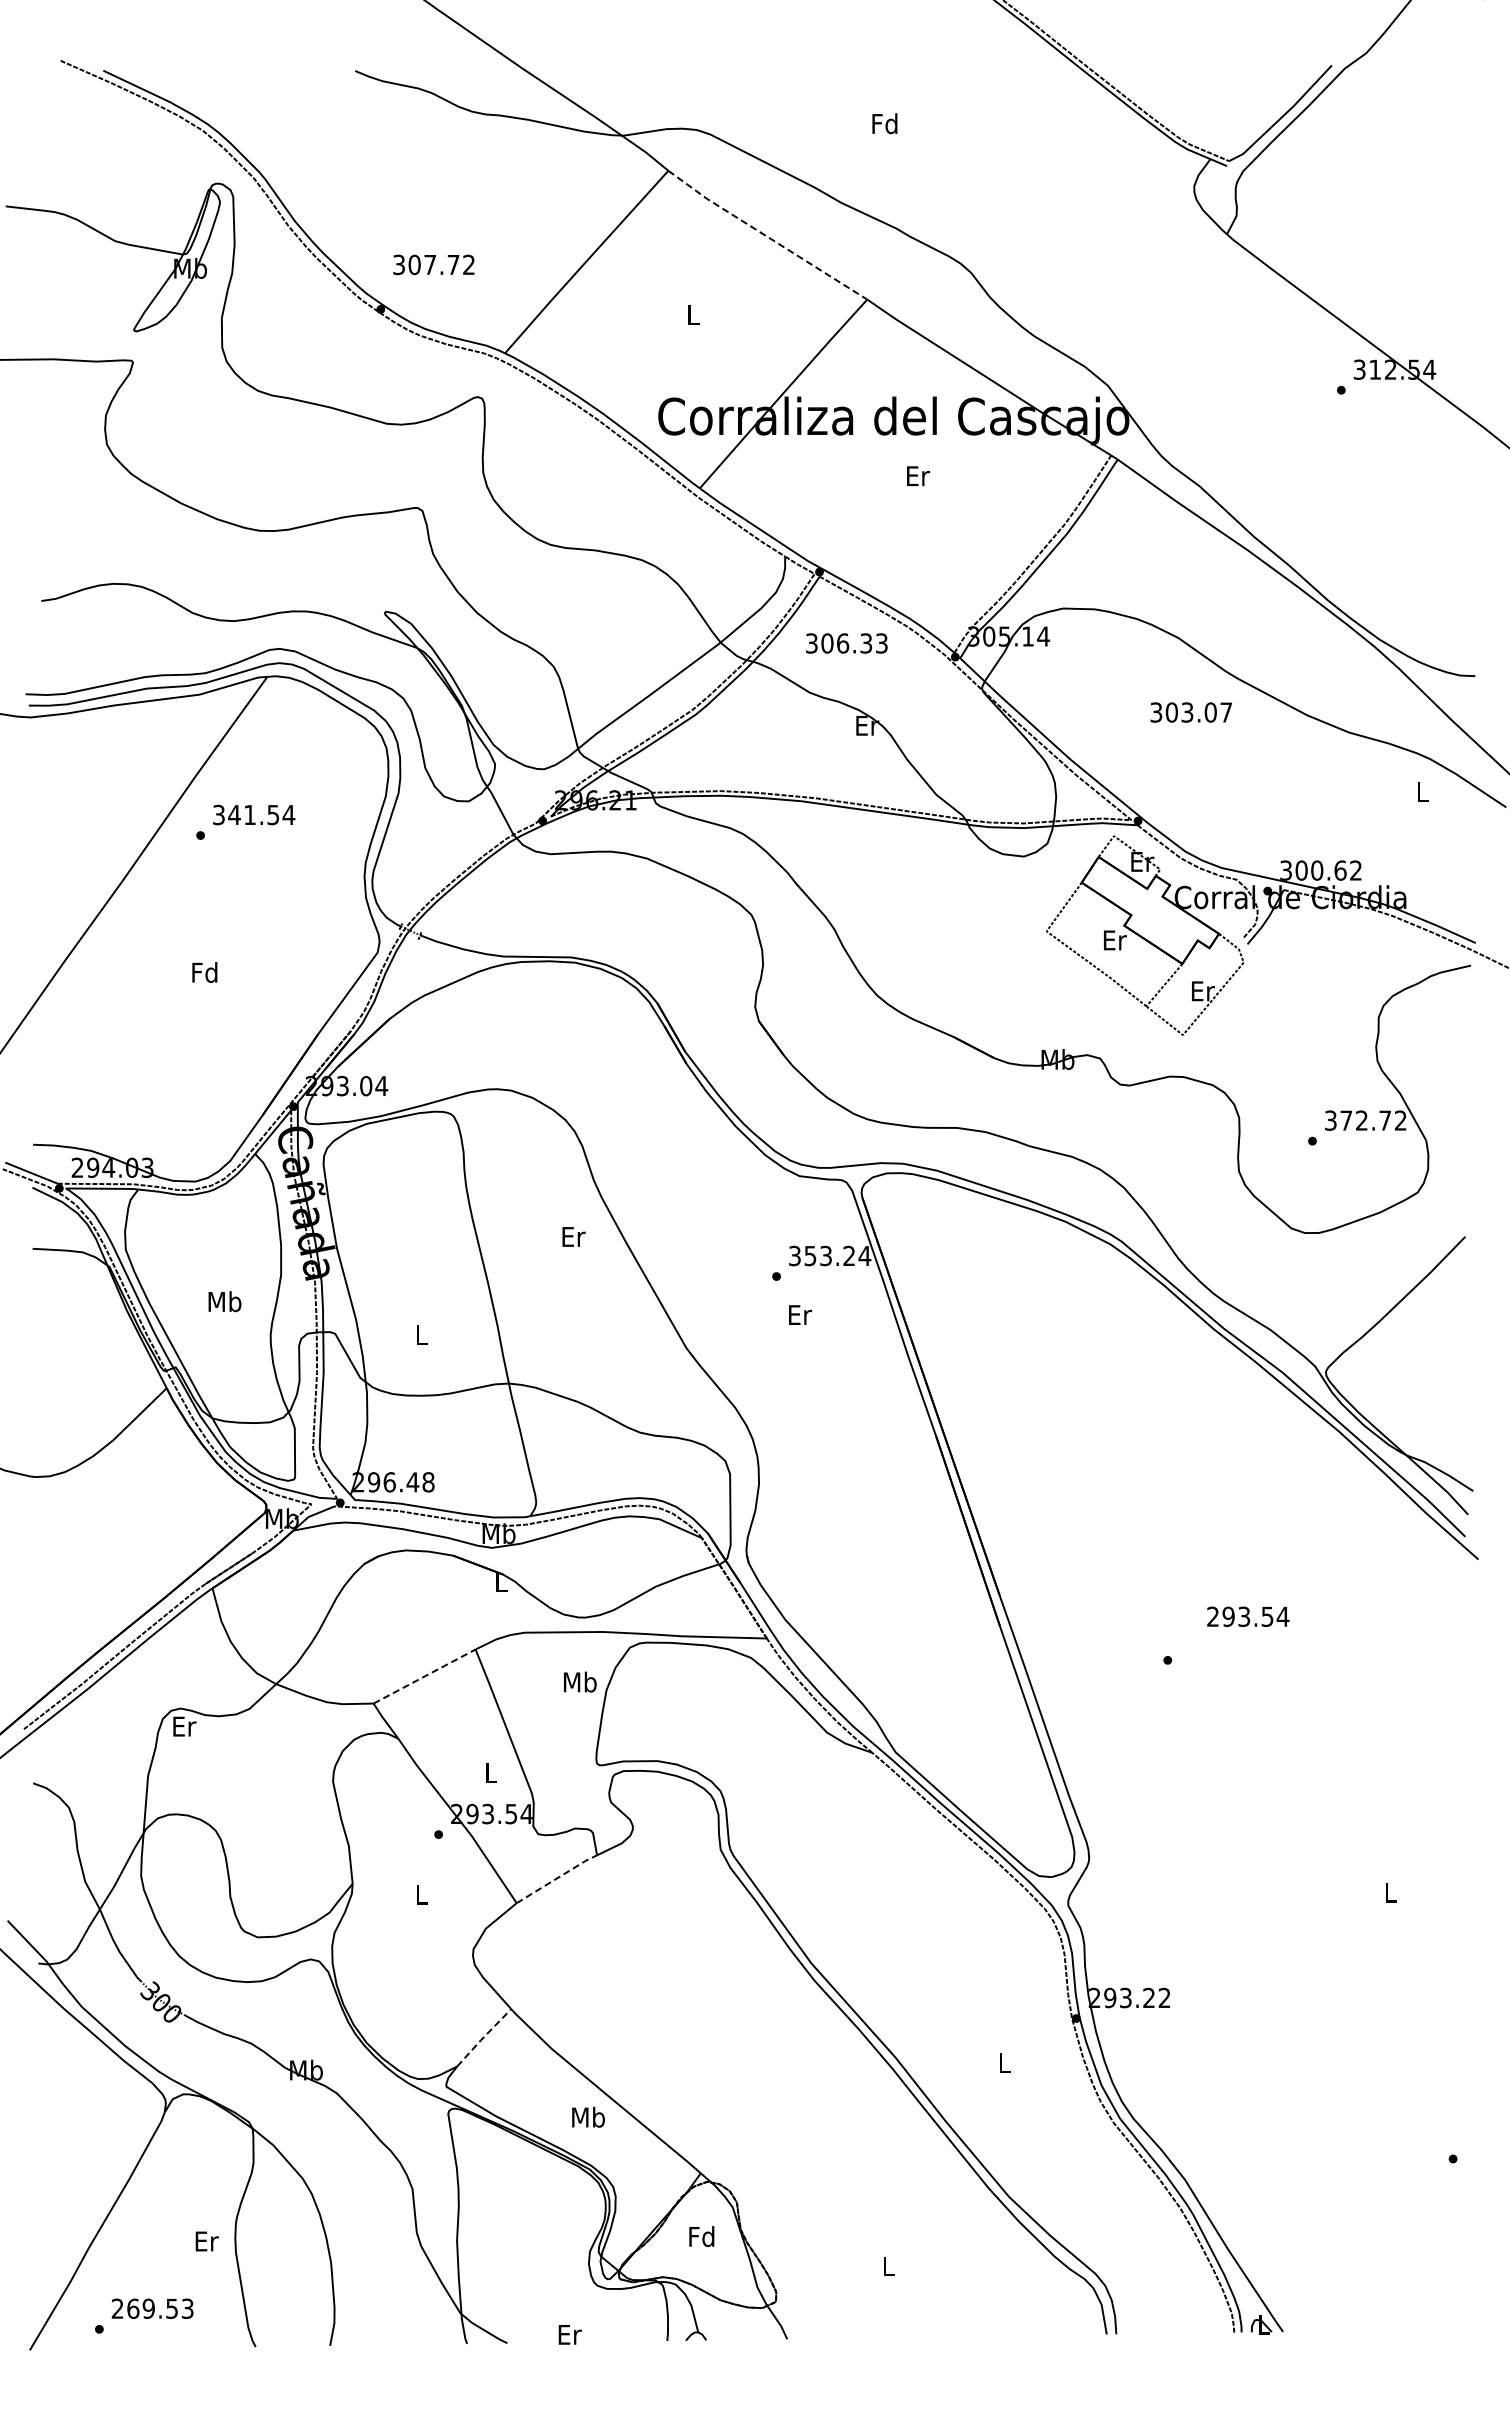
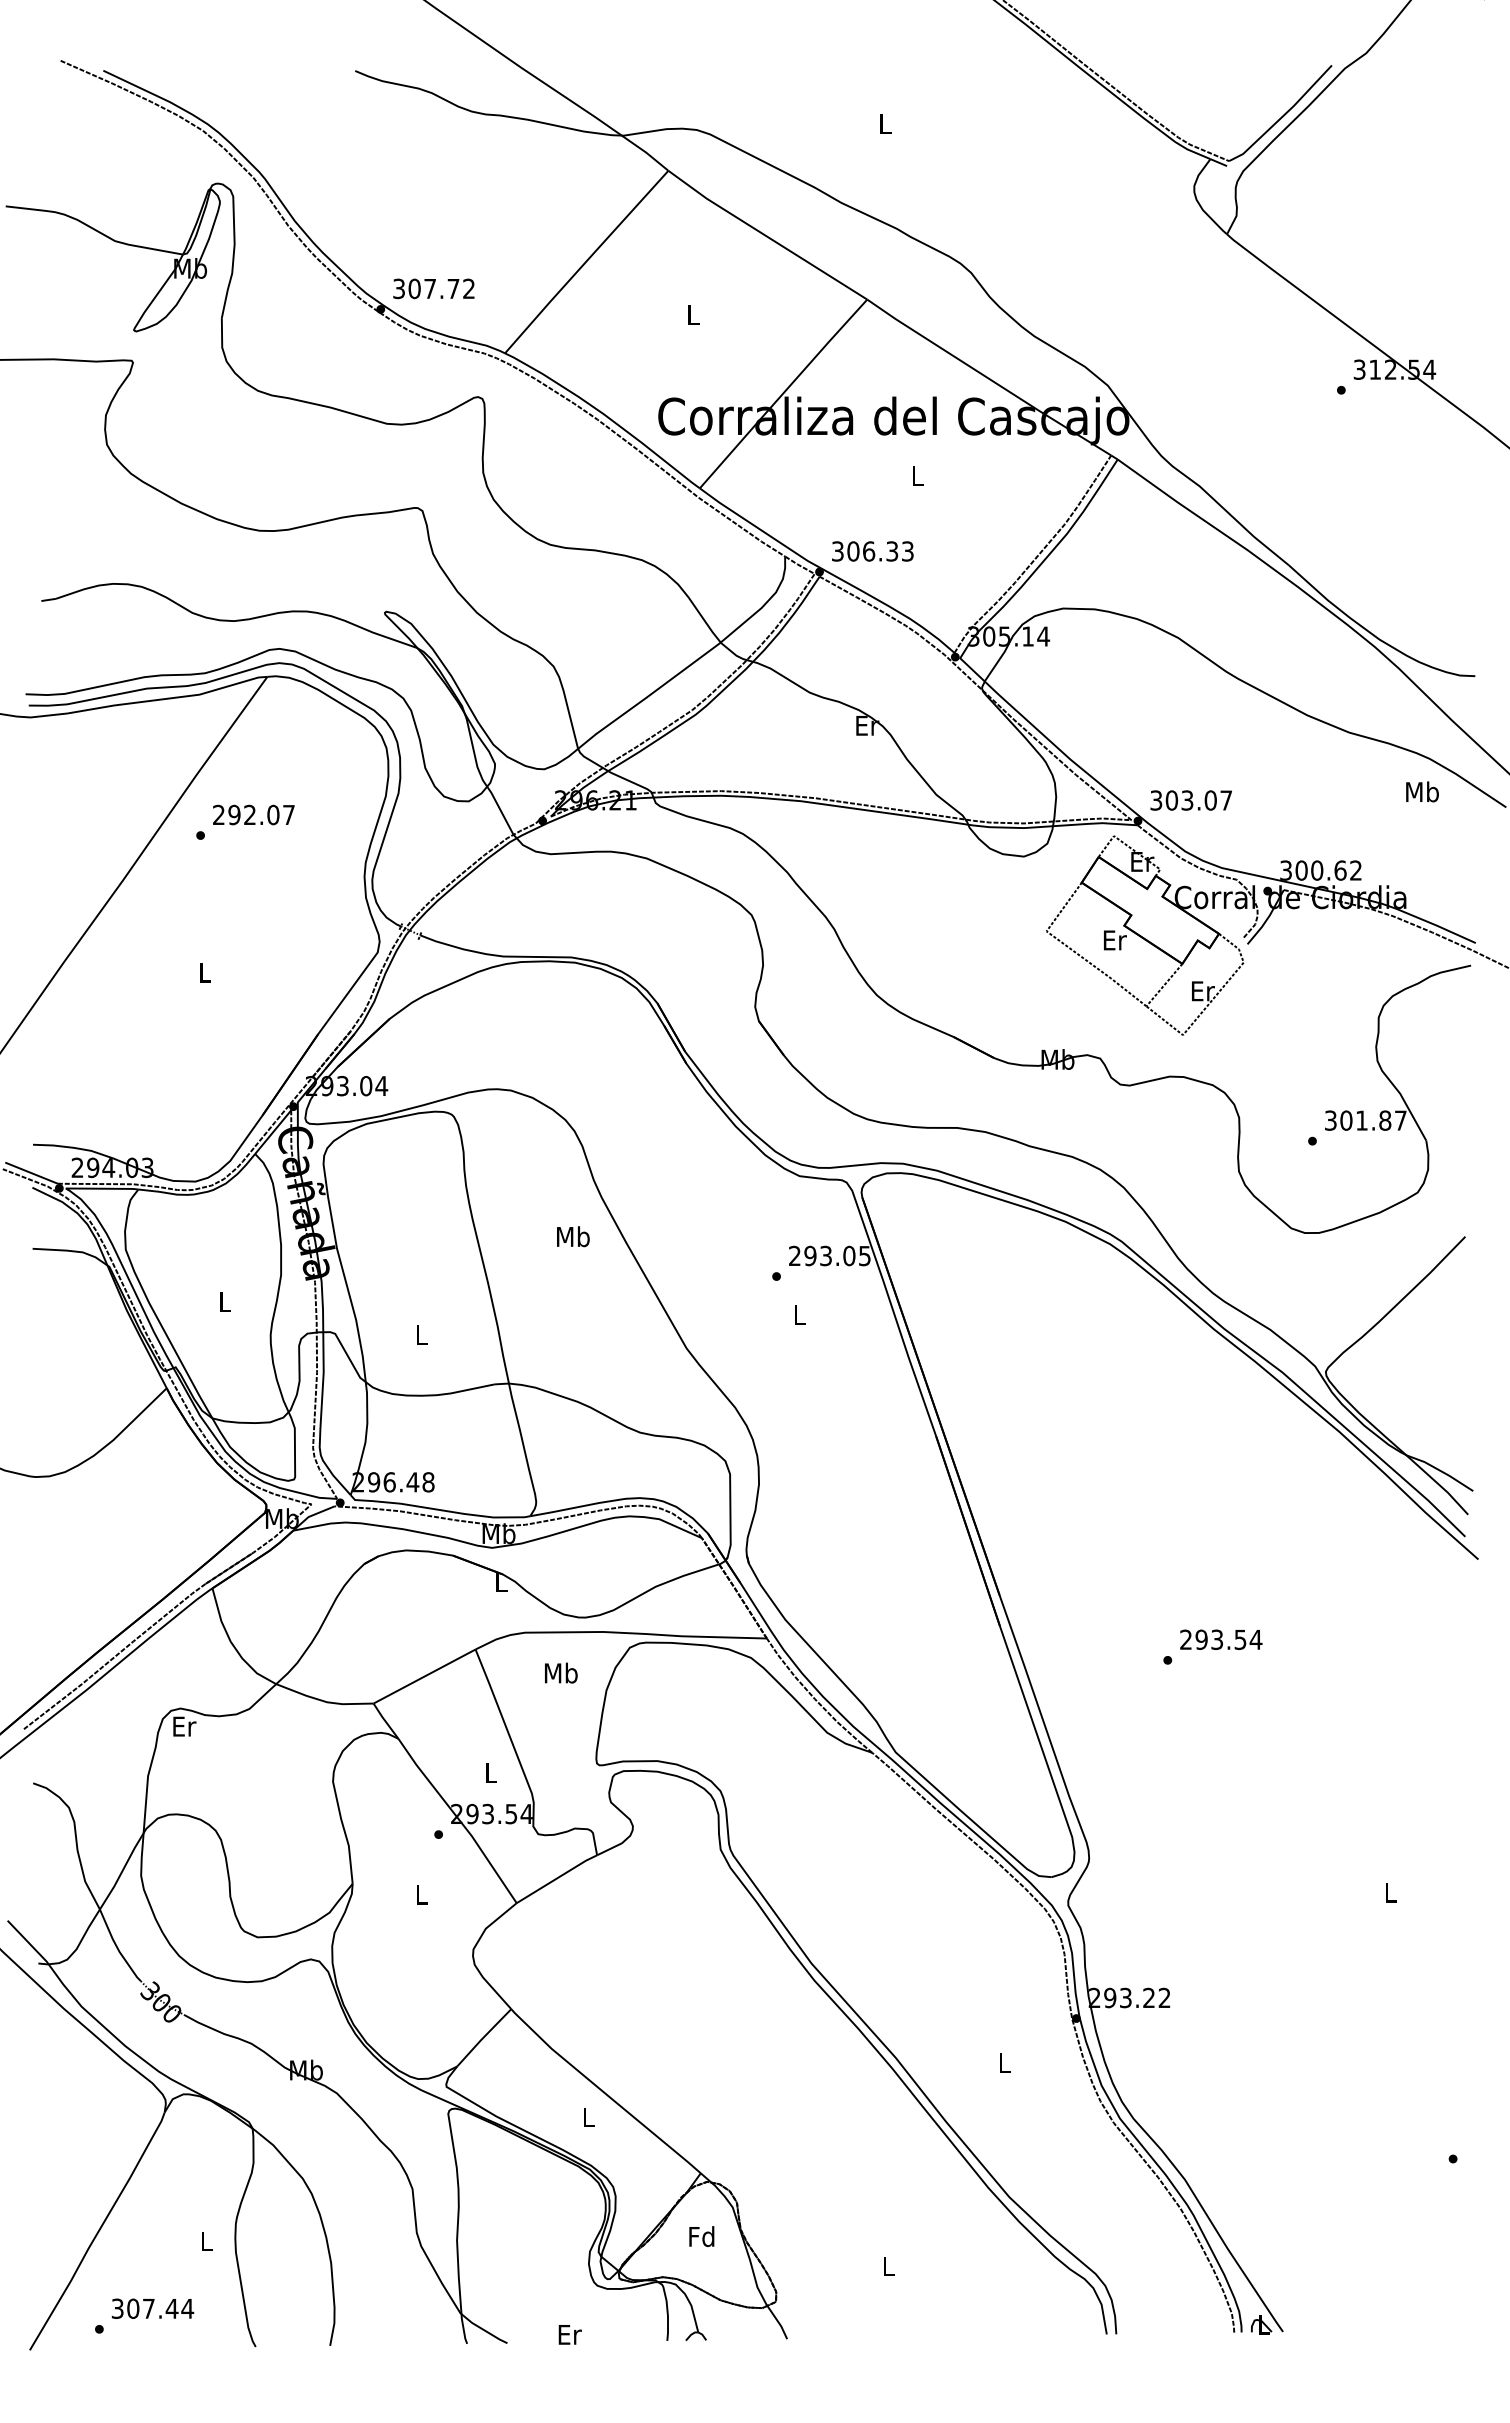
text: Fd -> L (884, 123)
line: dashed -> solid (766, 236)
text position: (433, 264) -> (433, 288) (433, 288)
text: Er -> L (918, 476)
text position: (846, 643) -> (872, 551) (872, 551)
text position: (1190, 712) -> (1190, 800) (1190, 800)
text: L -> Mb (1422, 791)
text: 341.54 -> 292.07 (254, 814)
text: Fd -> L (204, 972)
text: 372.72 -> 301.87 (1373, 1120)
text: Er -> Mb (573, 1236)
text: 353.24 -> 293.05 (830, 1255)
text: Mb -> L (224, 1301)
text: Er -> L (800, 1314)
text position: (1248, 1616) -> (1221, 1639) (1221, 1639)
line: dashed -> solid (424, 1676)
text position: (580, 1681) -> (561, 1672) (561, 1672)
line: dashed -> solid (557, 1878)
line: dashed -> solid (483, 2037)
text: Mb -> L (588, 2116)
text: Er -> L (206, 2241)
text: 269.53 -> 307.44 (152, 2308)
